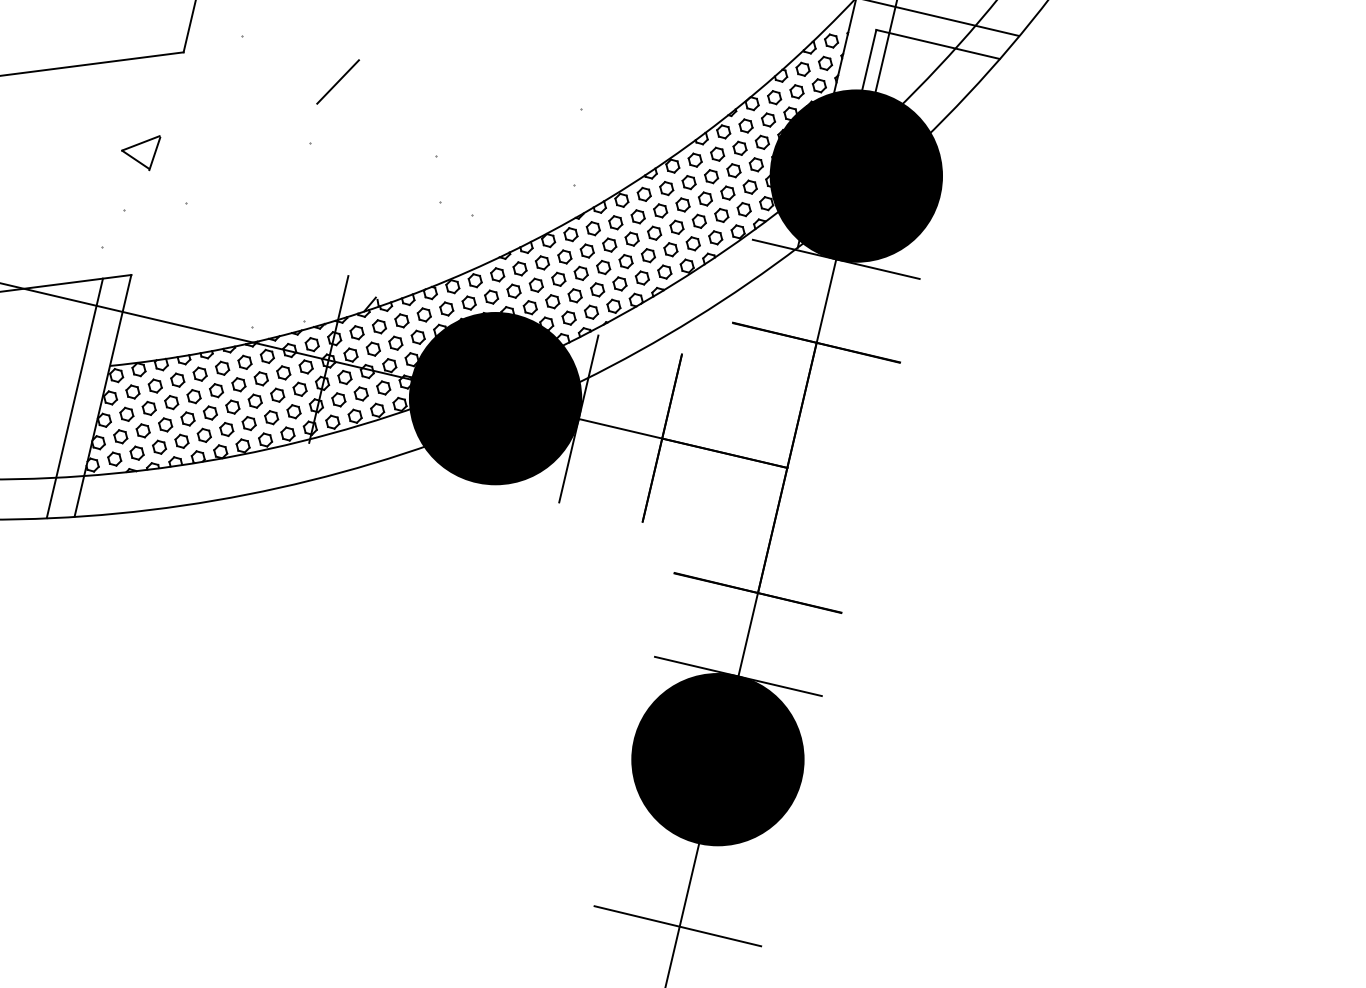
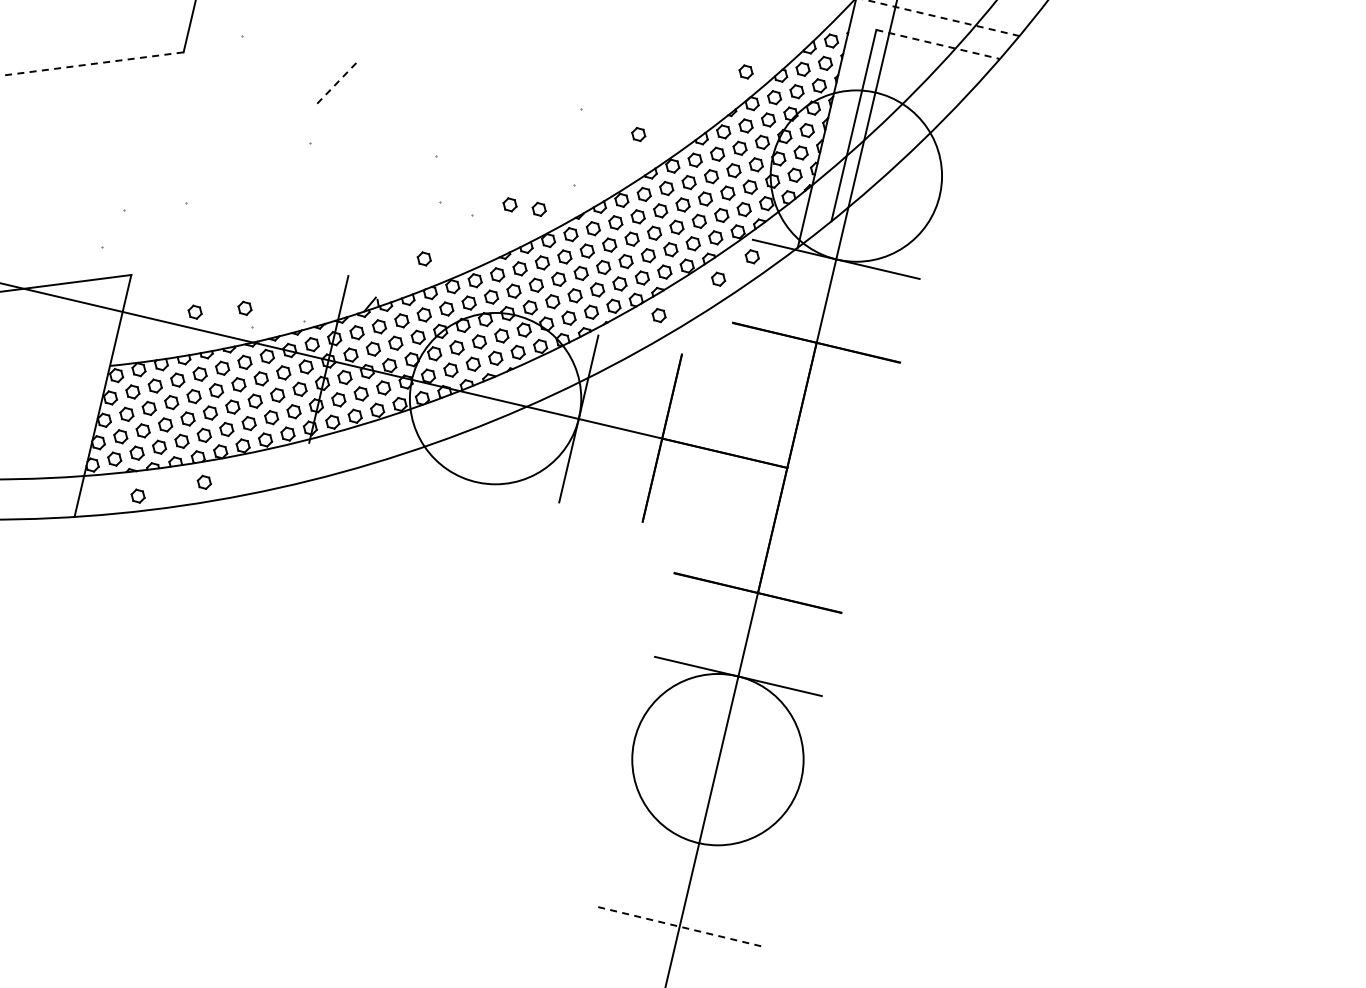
line: solid -> dashed (942, 18)
line: solid -> dashed (938, 44)
line: solid -> dashed (91, 64)
part: none -> present (745, 71)
line: solid -> dashed (338, 81)
part: none -> present (638, 134)
part: present -> none (141, 153)
fill: present -> none (856, 175)
part: none -> present (509, 204)
part: none -> present (538, 208)
part: none -> present (751, 256)
part: none -> present (423, 258)
part: none -> present (718, 278)
part: none -> present (244, 307)
part: none -> present (194, 311)
part: none -> present (658, 315)
line: present -> none (74, 398)
fill: present -> none (495, 398)
part: none -> present (203, 481)
part: none -> present (137, 495)
fill: present -> none (717, 759)
line: solid -> dashed (677, 926)
